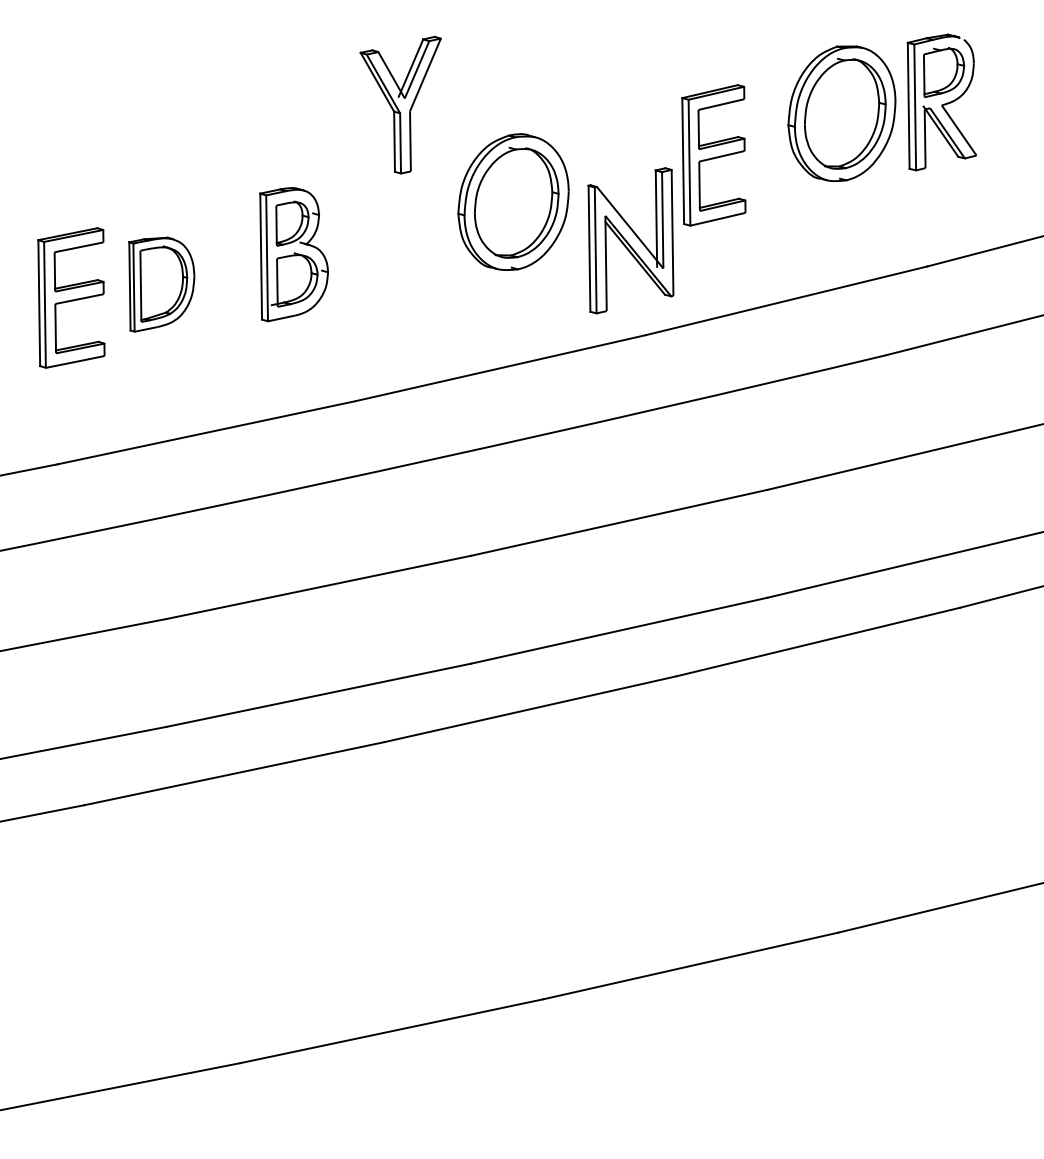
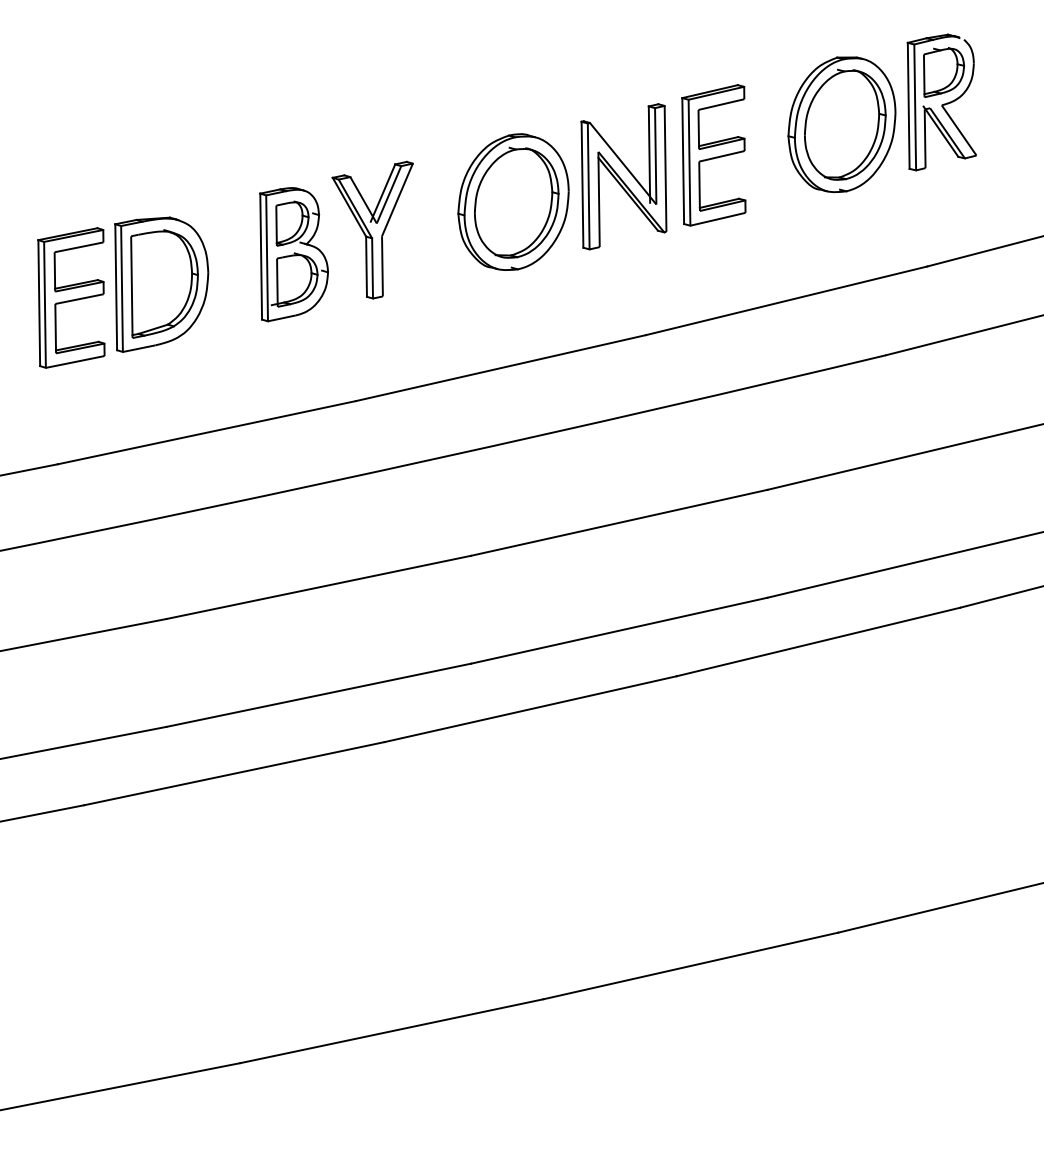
part position: (400, 104) -> (372, 229) (372, 229)
part position: (841, 113) -> (841, 124) (841, 124)
part position: (630, 240) -> (623, 176) (623, 176)
part size: 68x97 px -> 96x137 px (161, 284)
